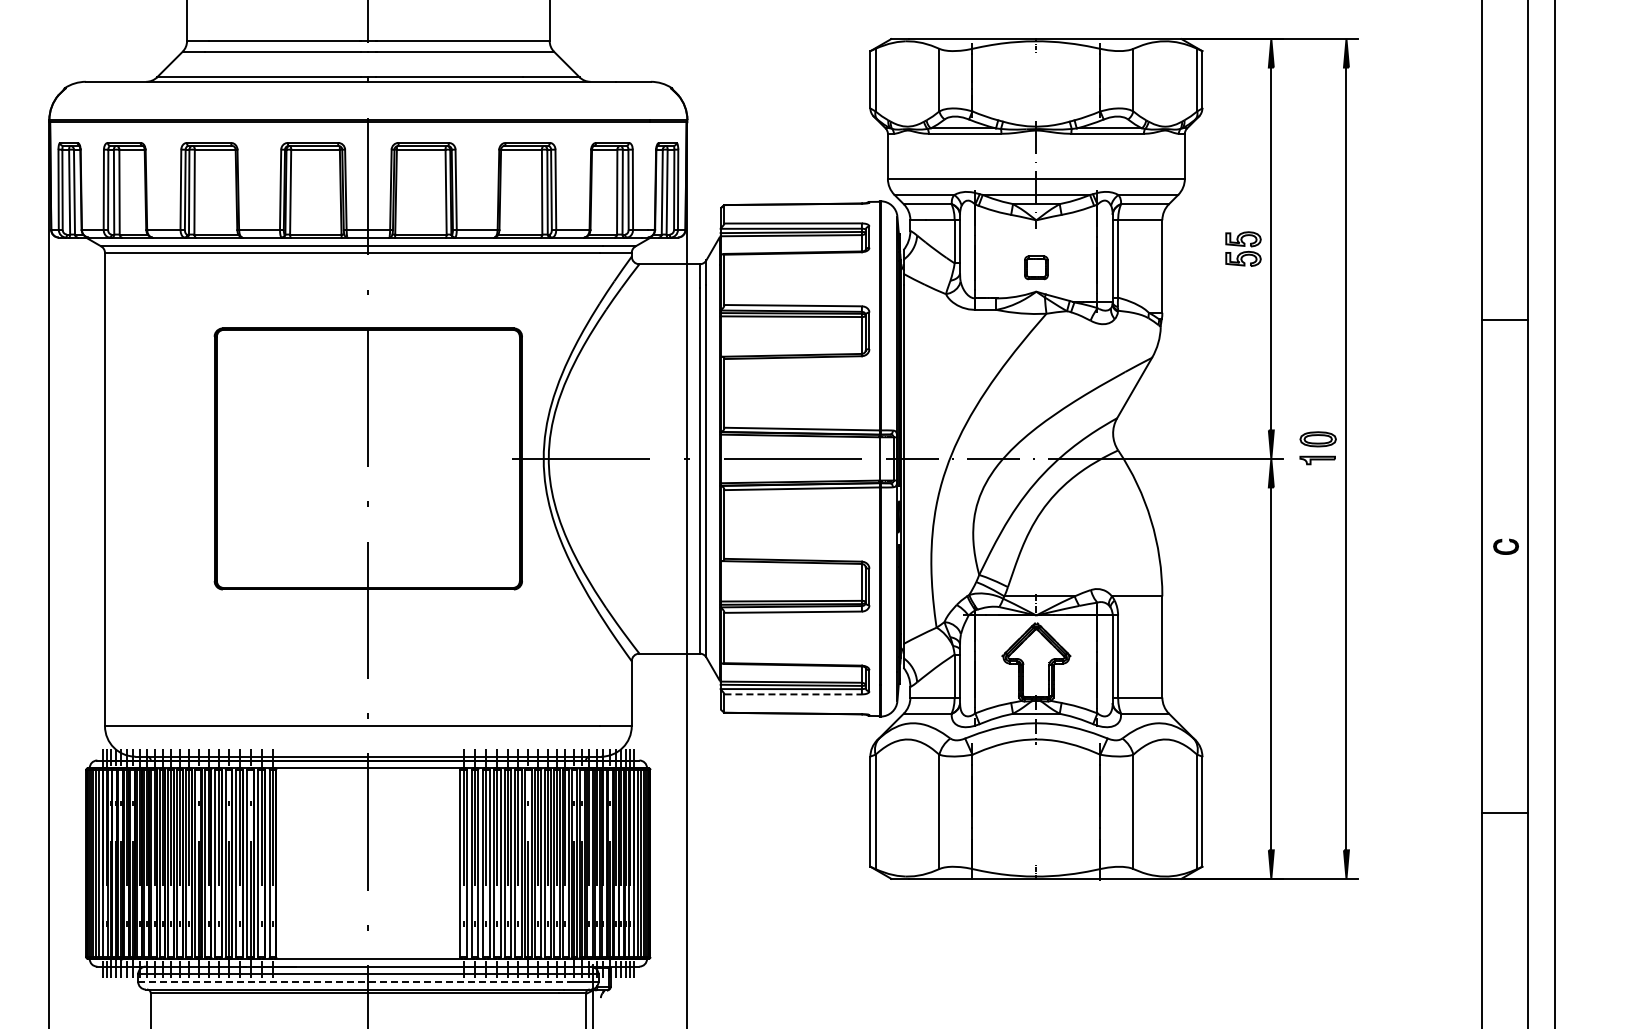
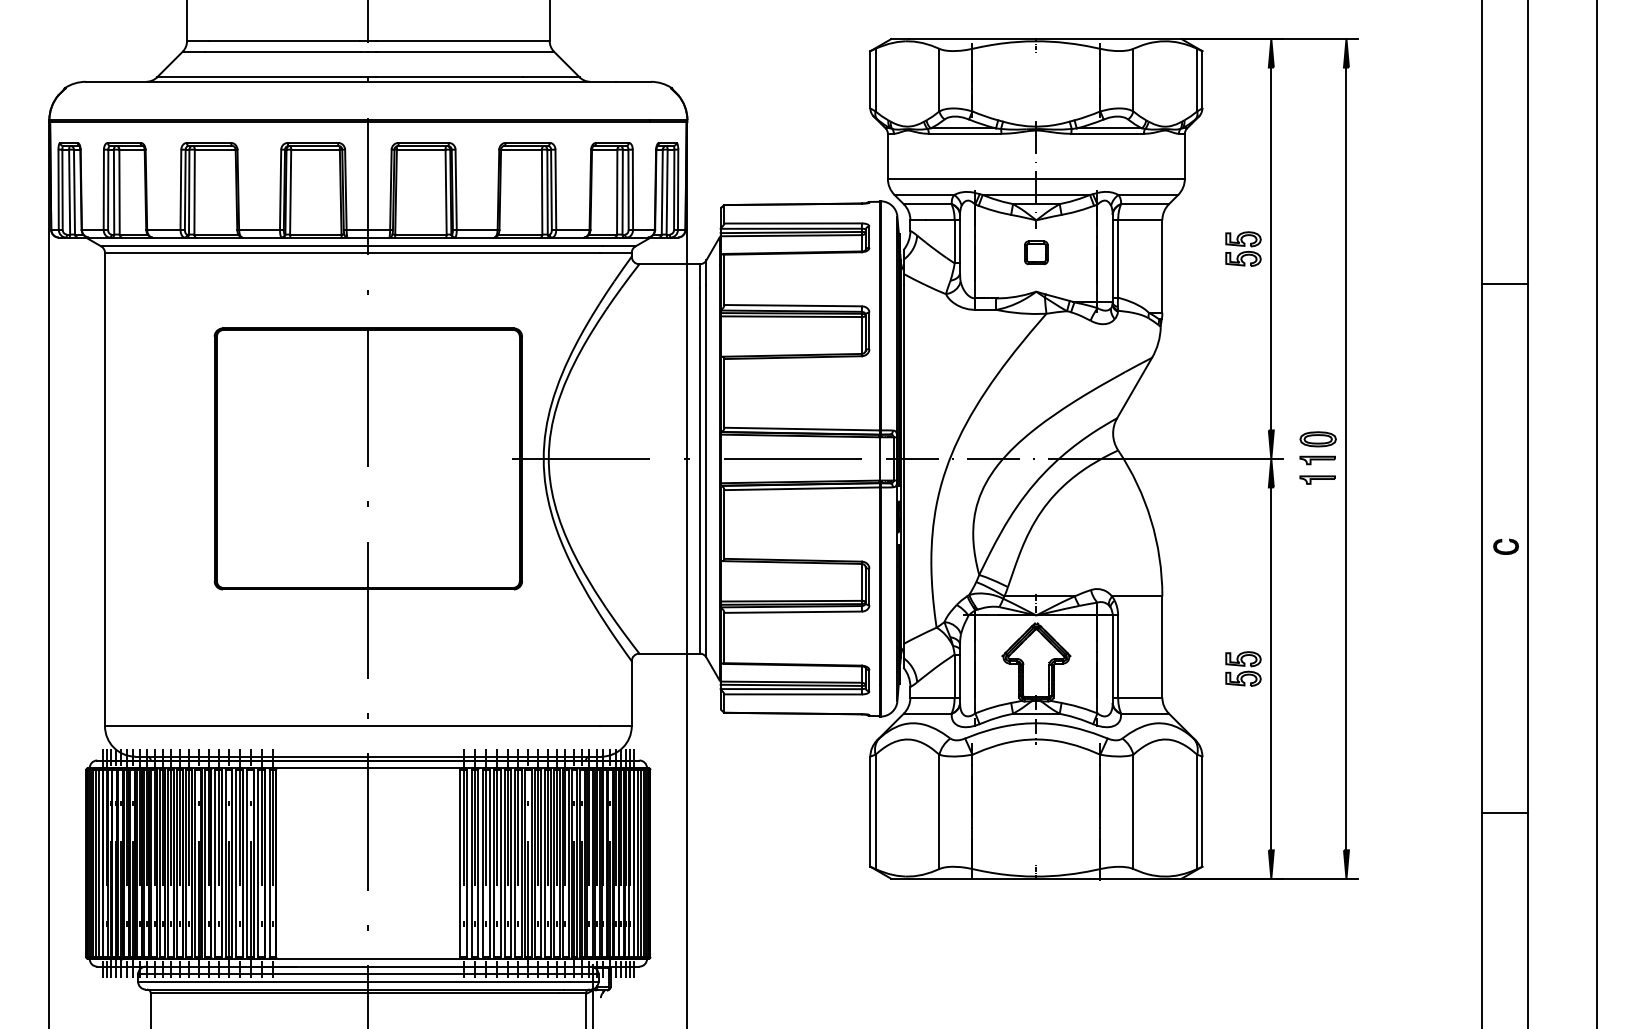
part position: (1036, 267) -> (1036, 252) (1036, 252)
line position: (1504, 320) -> (1504, 284) (1504, 284)
part: none -> present (1317, 479)
line position: (1554, 513) -> (1596, 513) (1596, 513)
part: none -> present (1243, 668)
line: dashed -> solid (793, 694)
line: dashed -> solid (354, 981)
